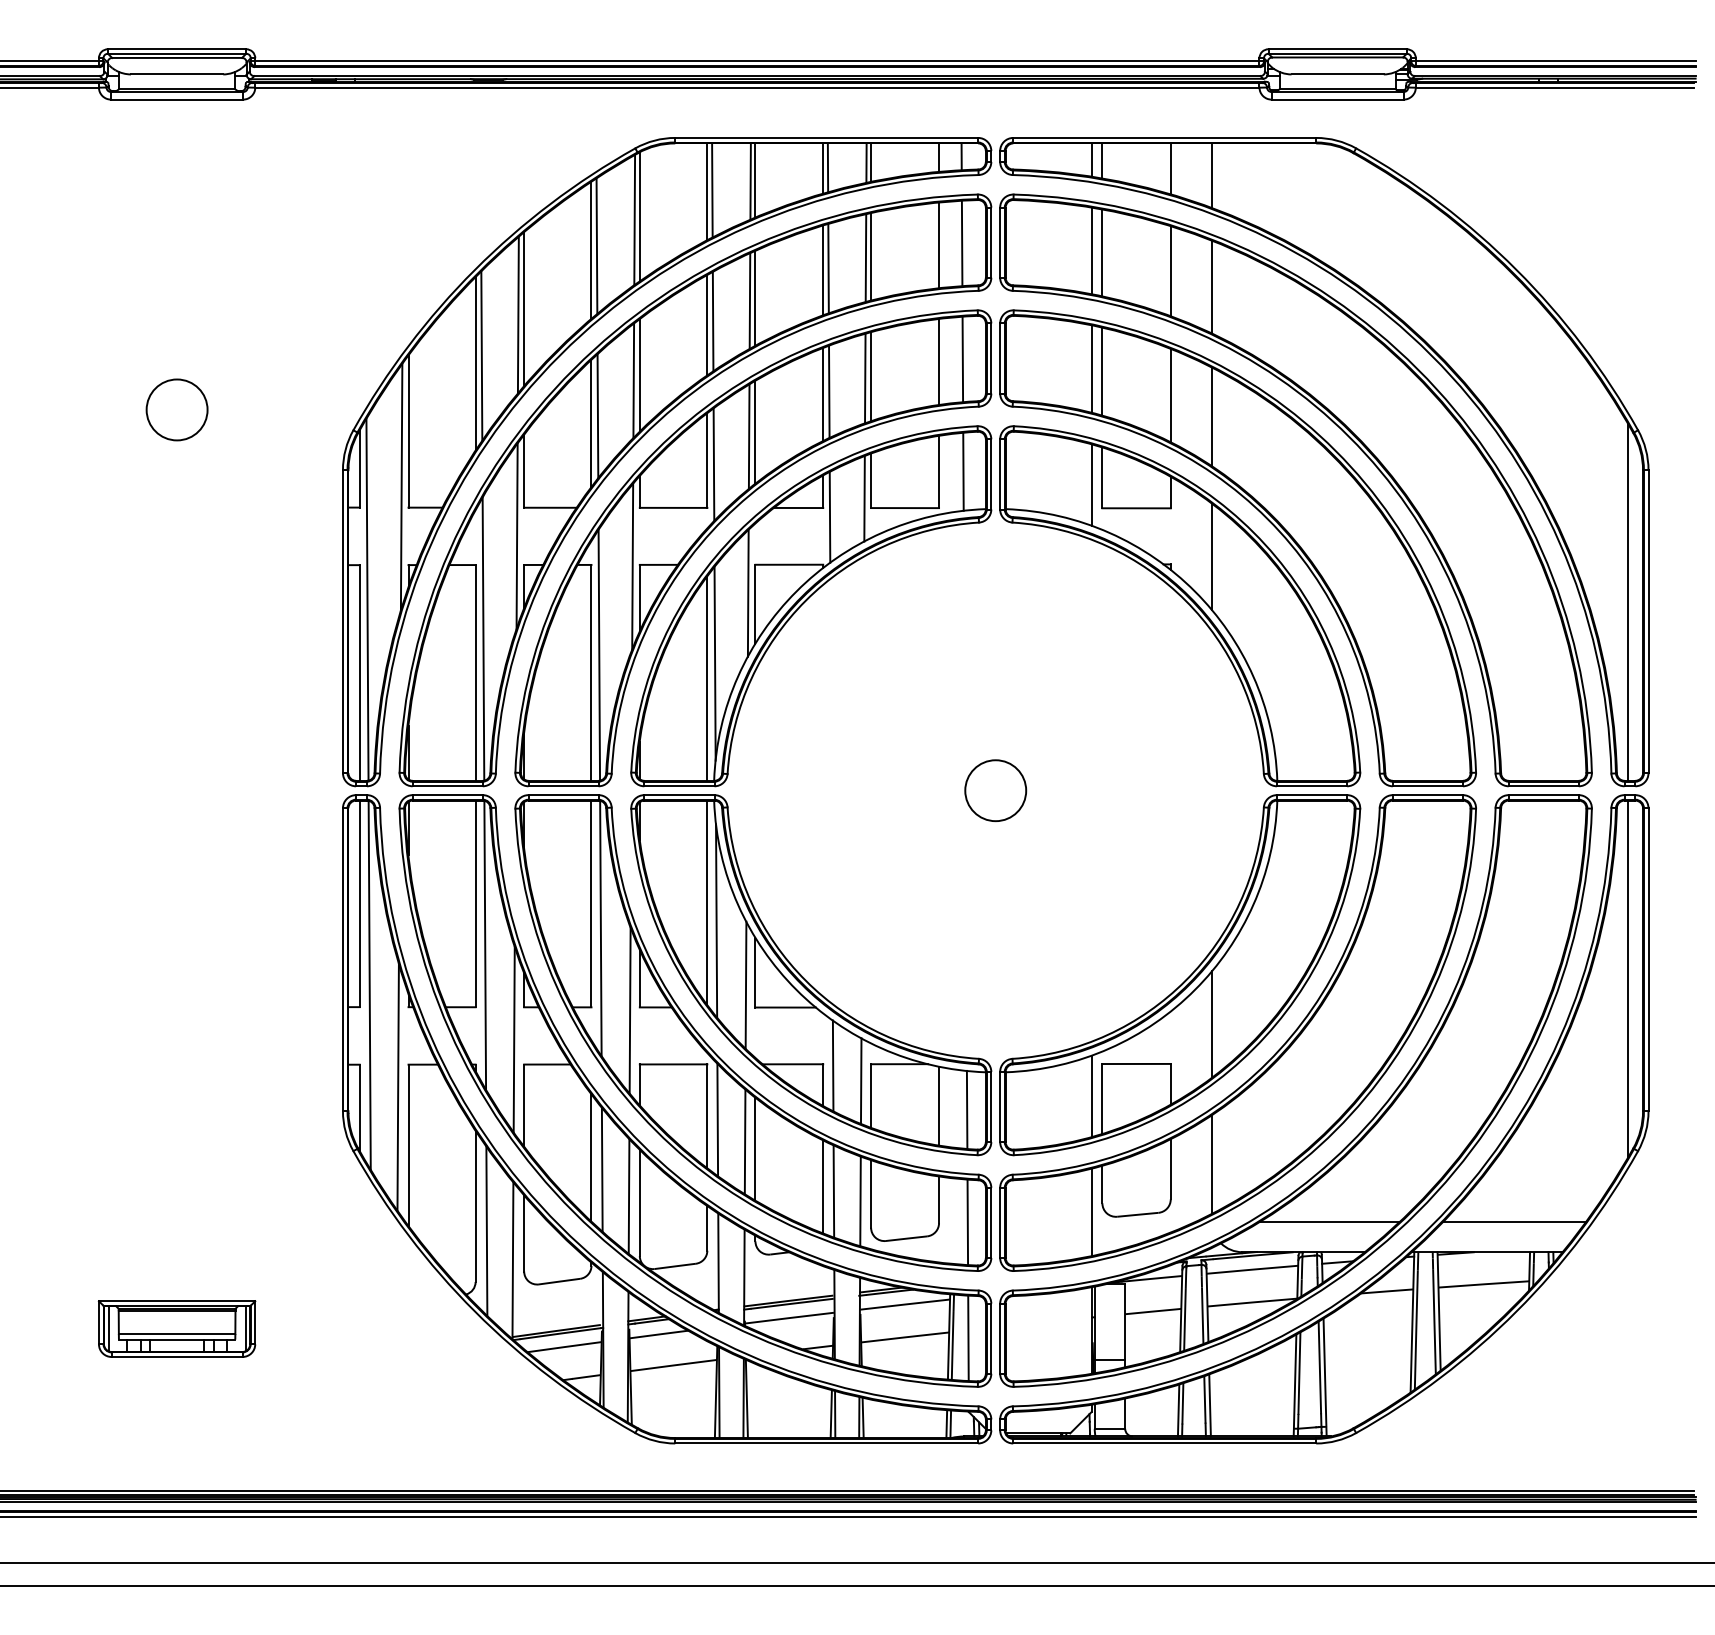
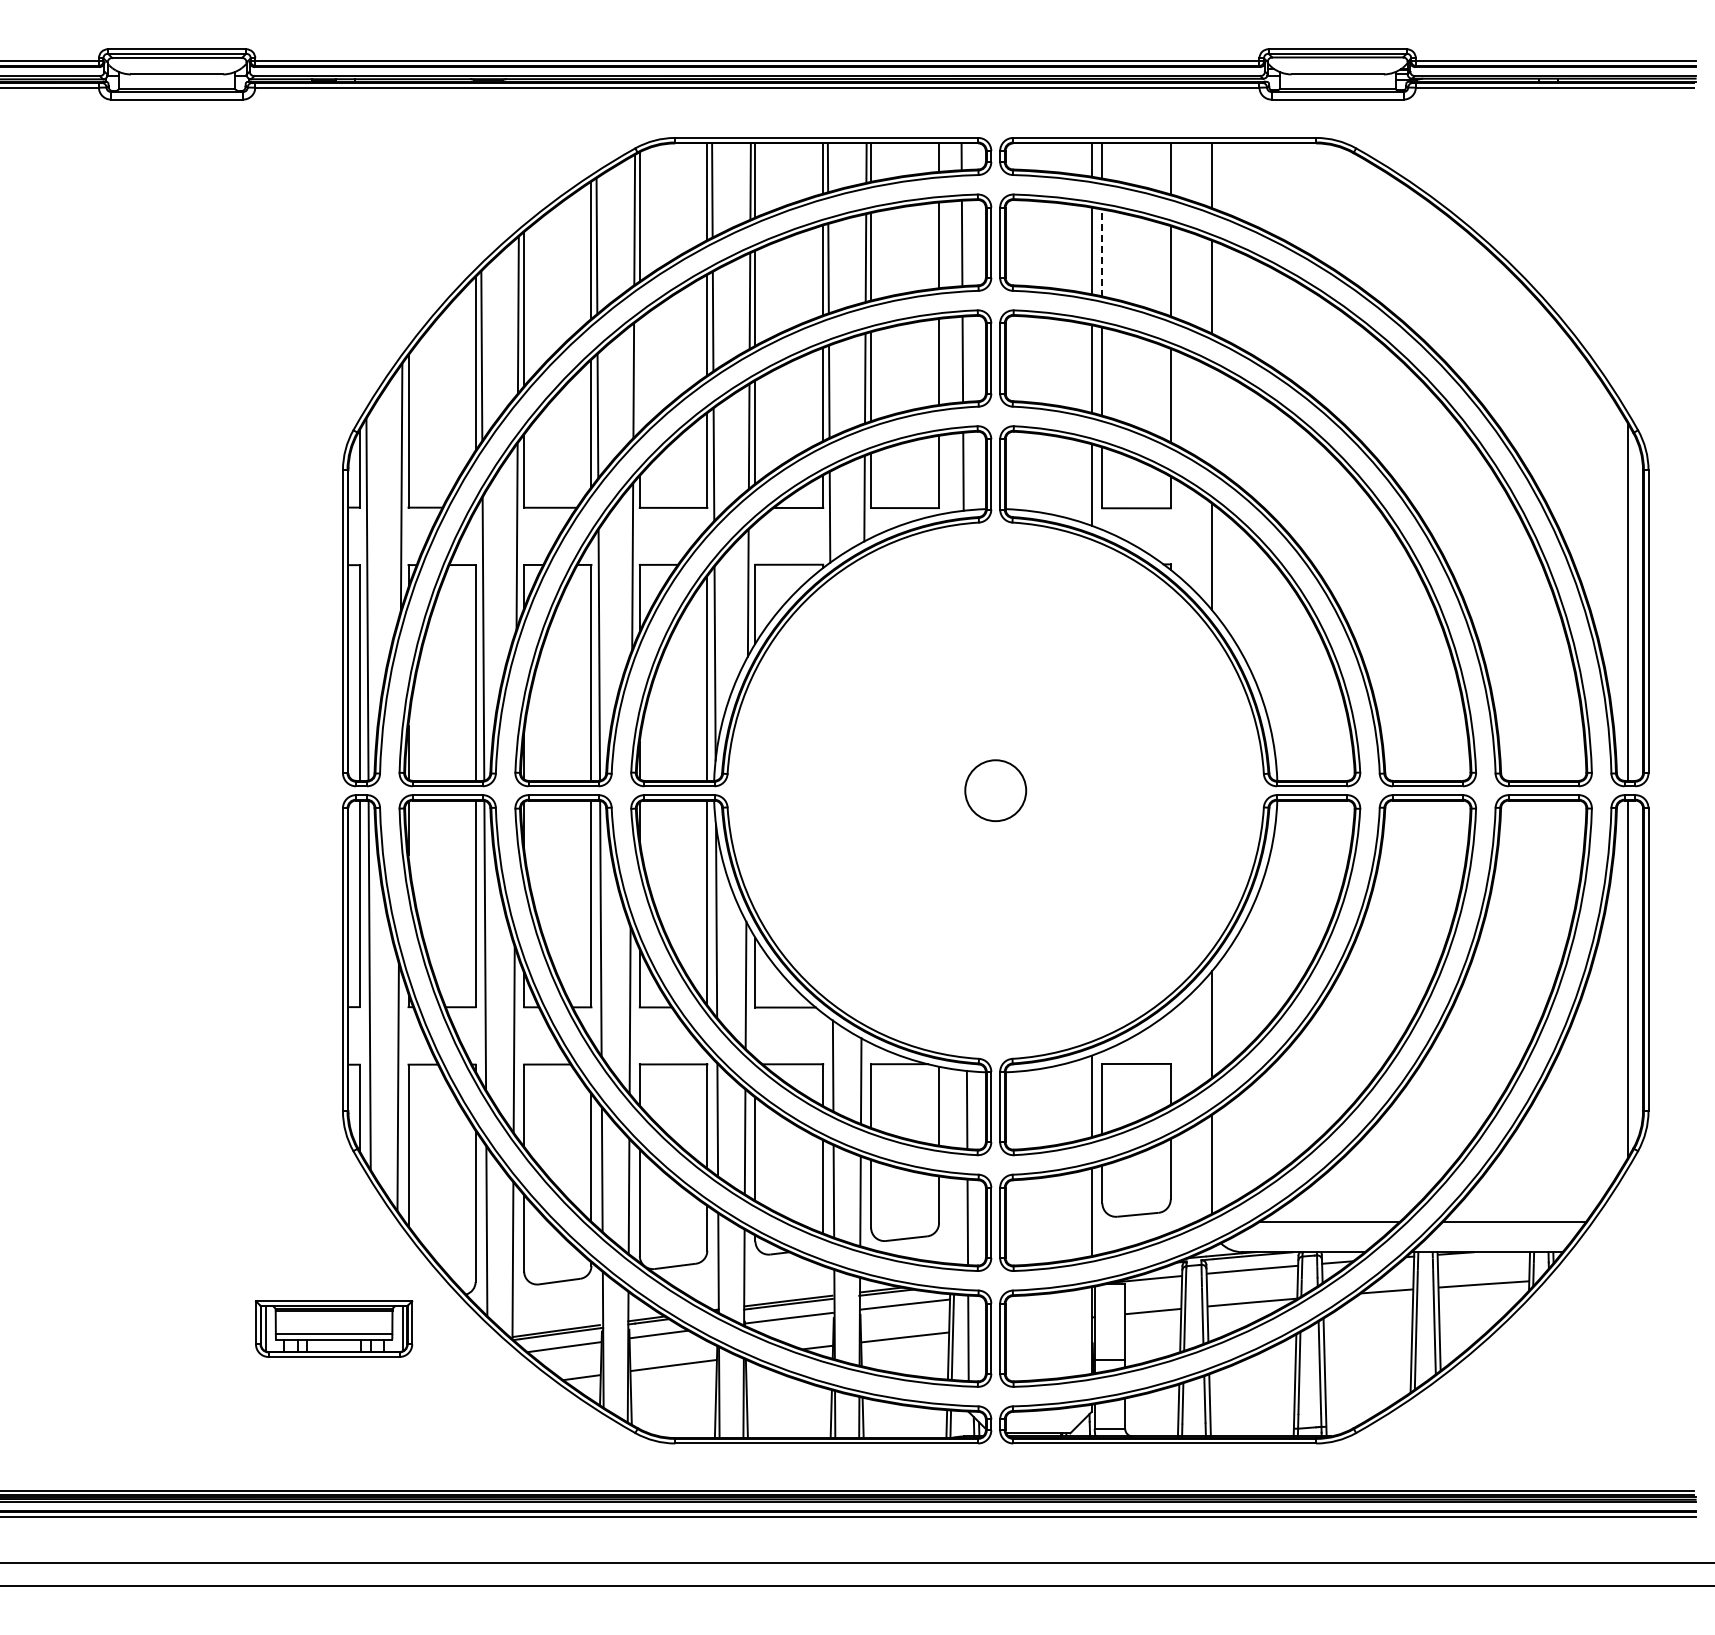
line: solid -> dashed (1102, 253)
line: present -> none (639, 375)
circle: present -> none (176, 409)
line: present -> none (1212, 416)
part position: (176, 1328) -> (333, 1328) (333, 1328)
